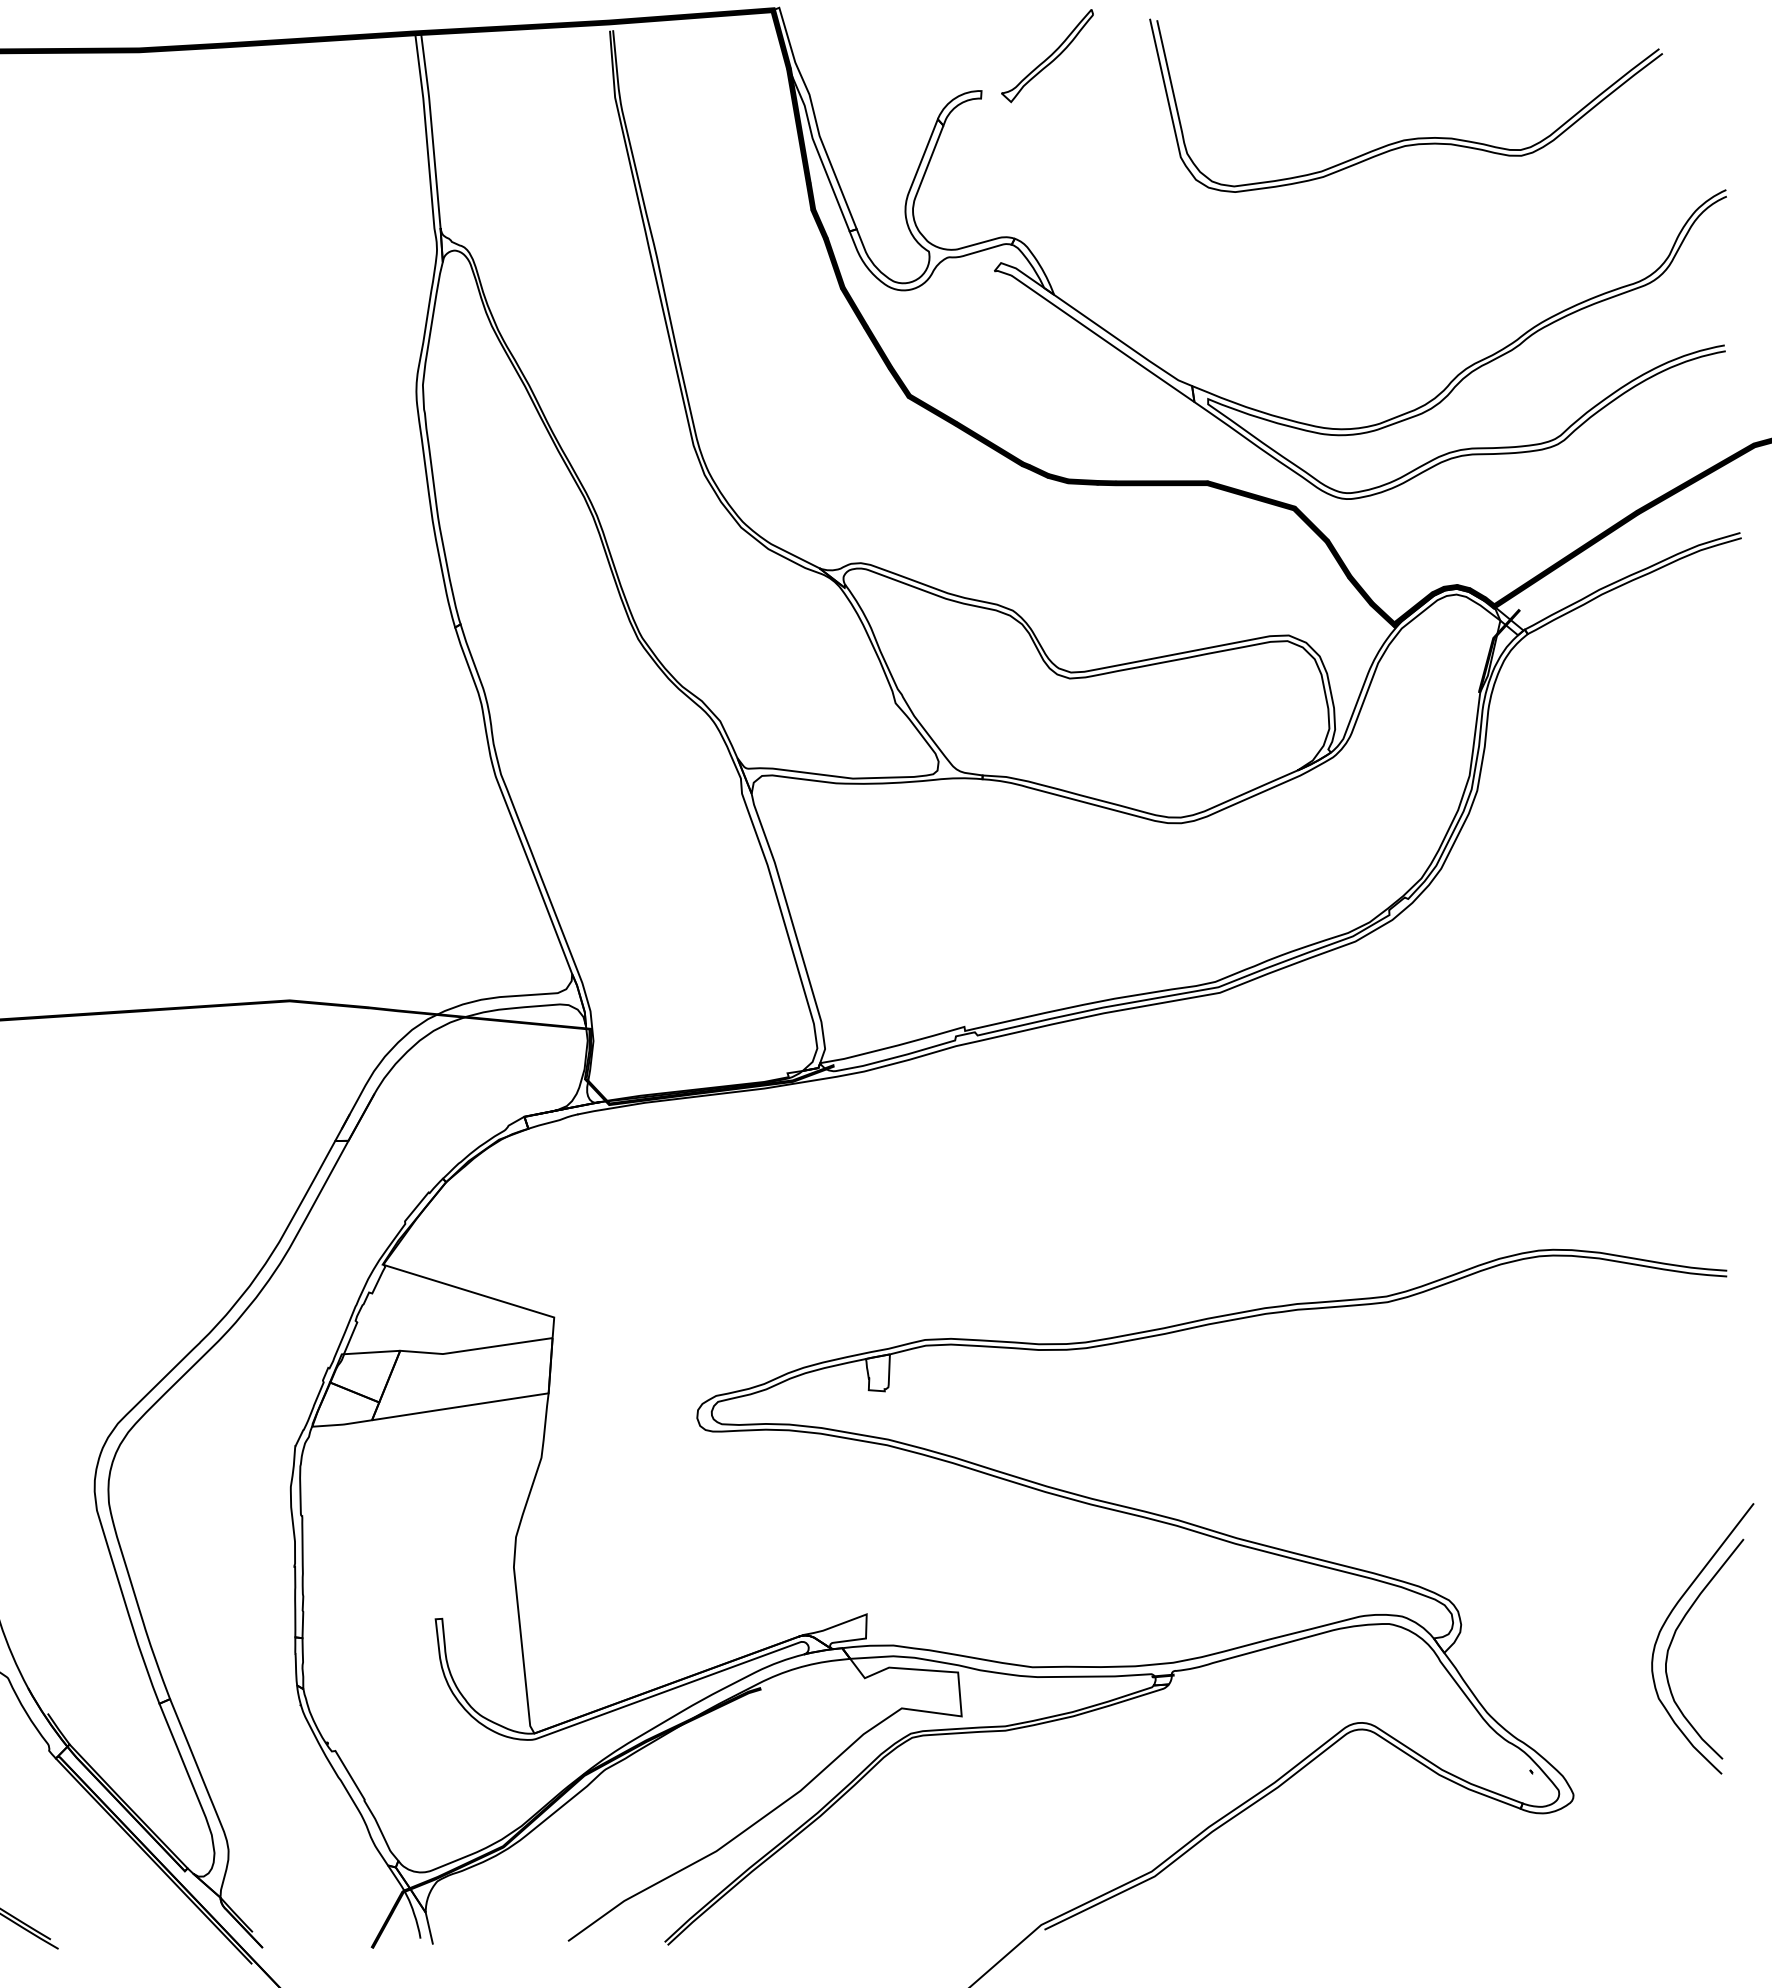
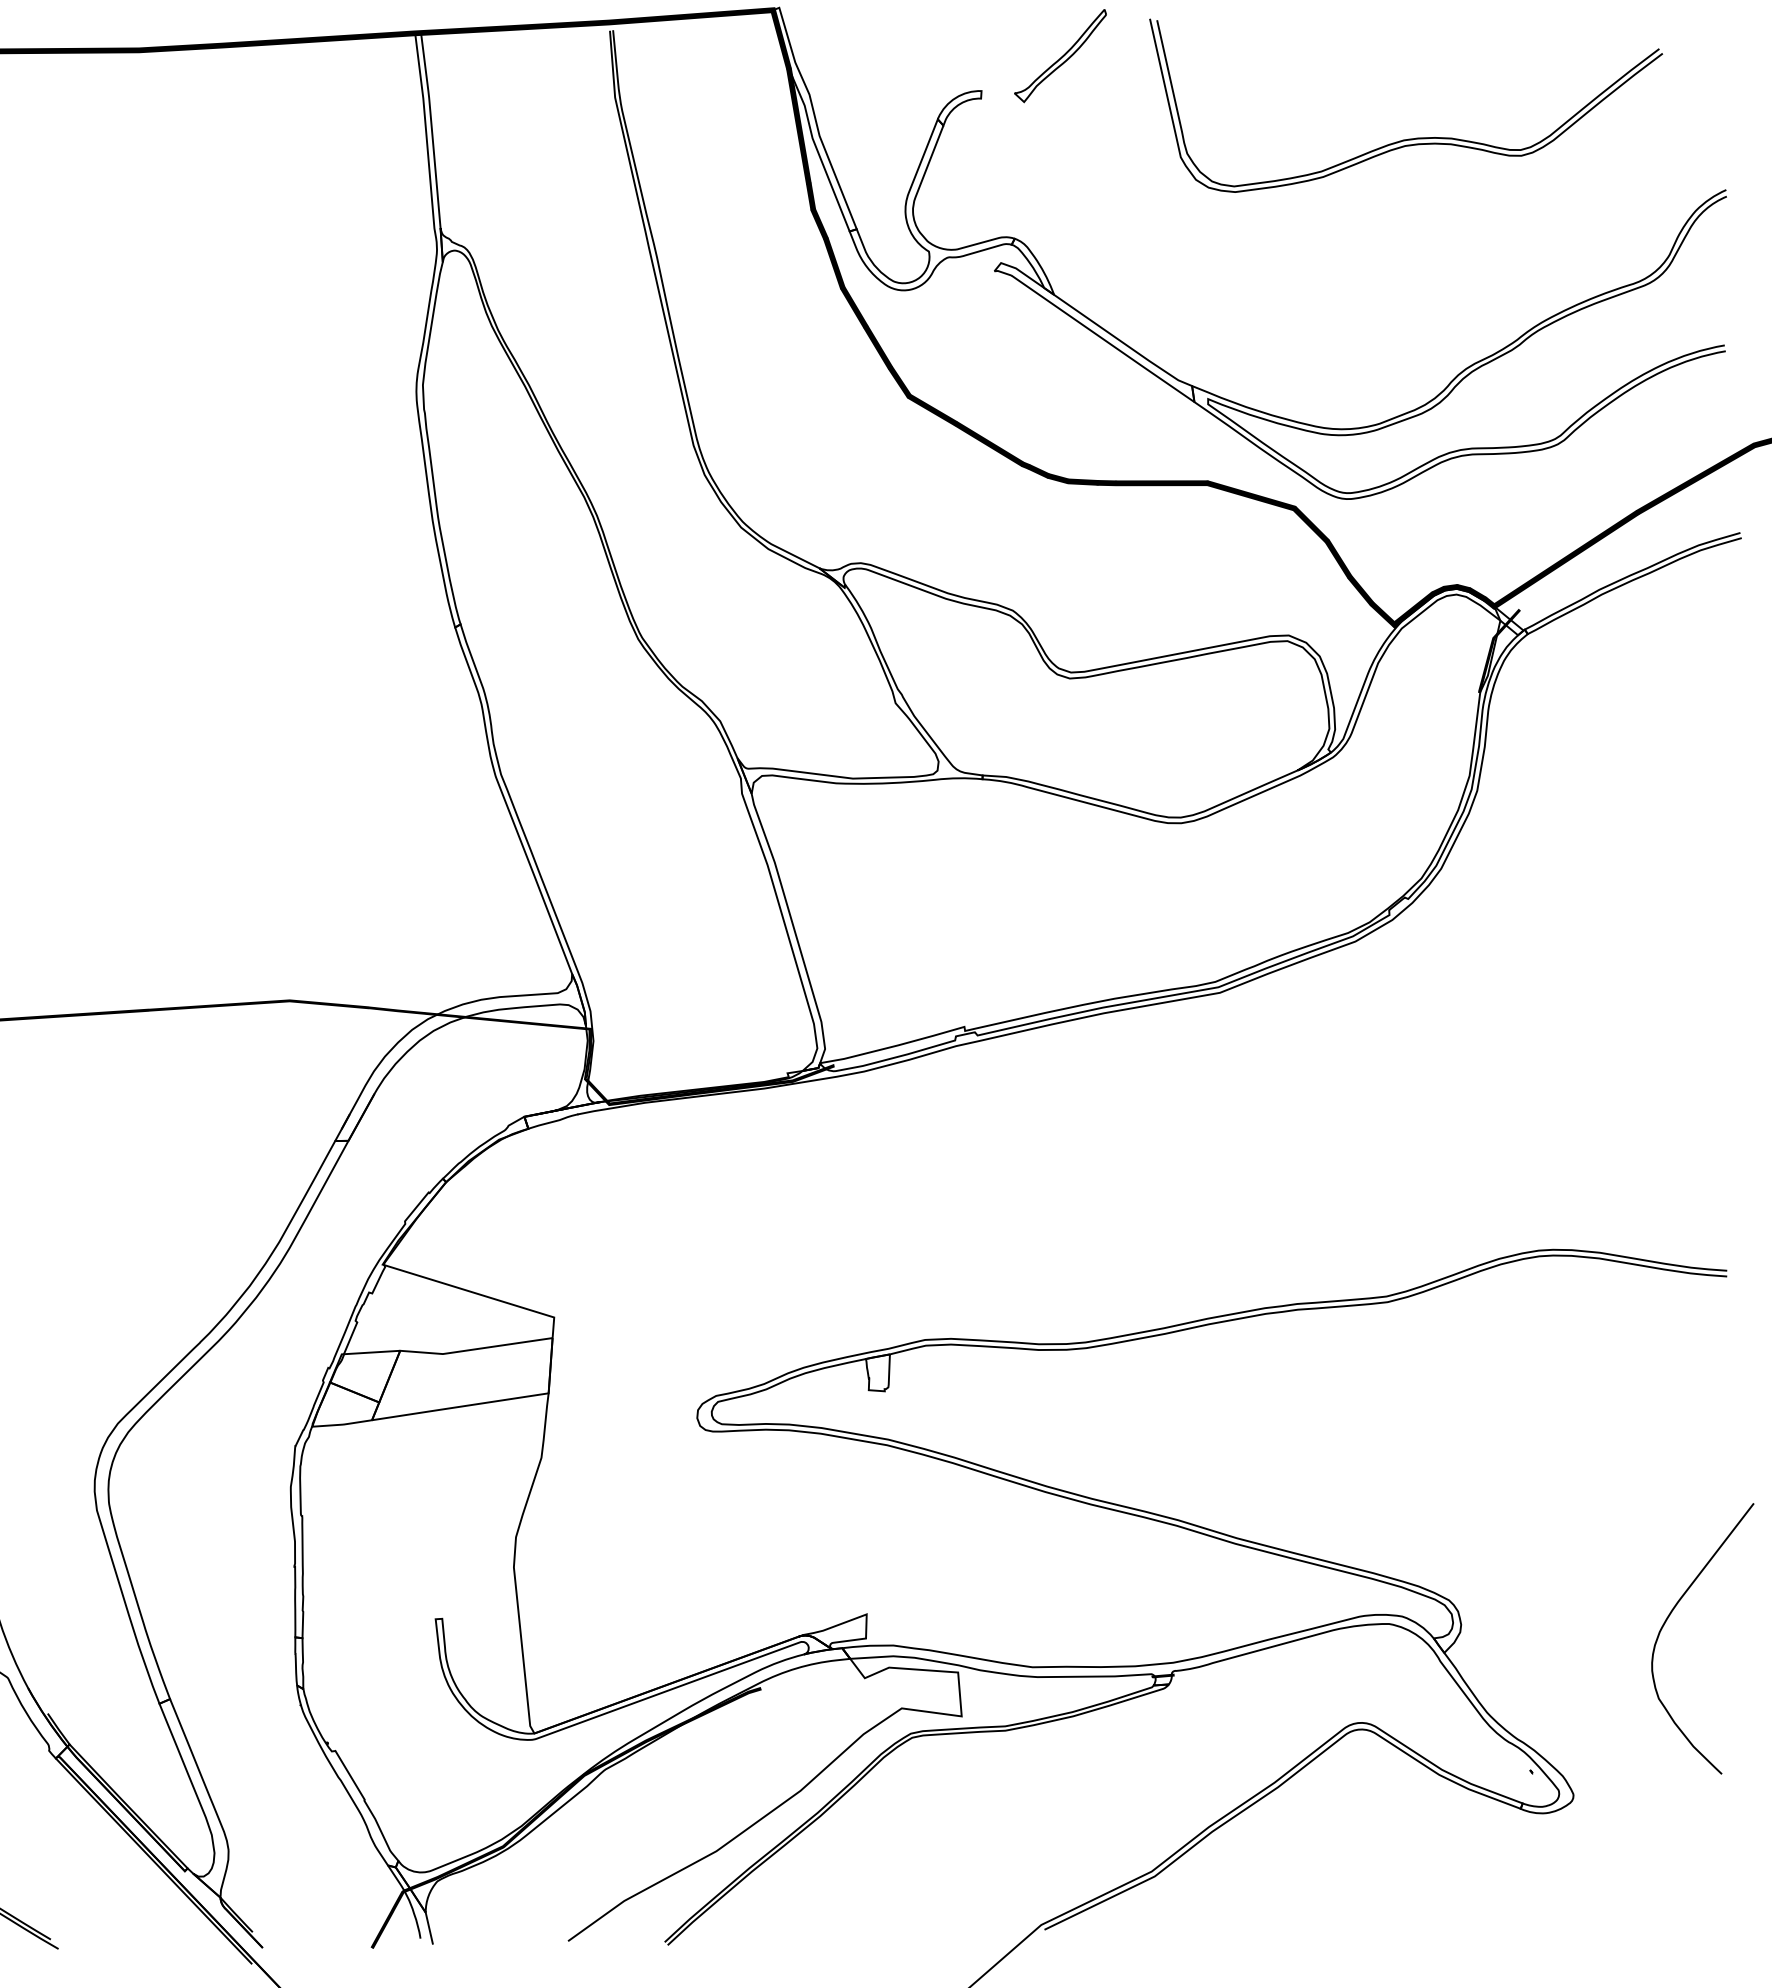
part position: (1047, 56) -> (1060, 56) (1060, 56)
curve: present -> none (1674, 1637)
